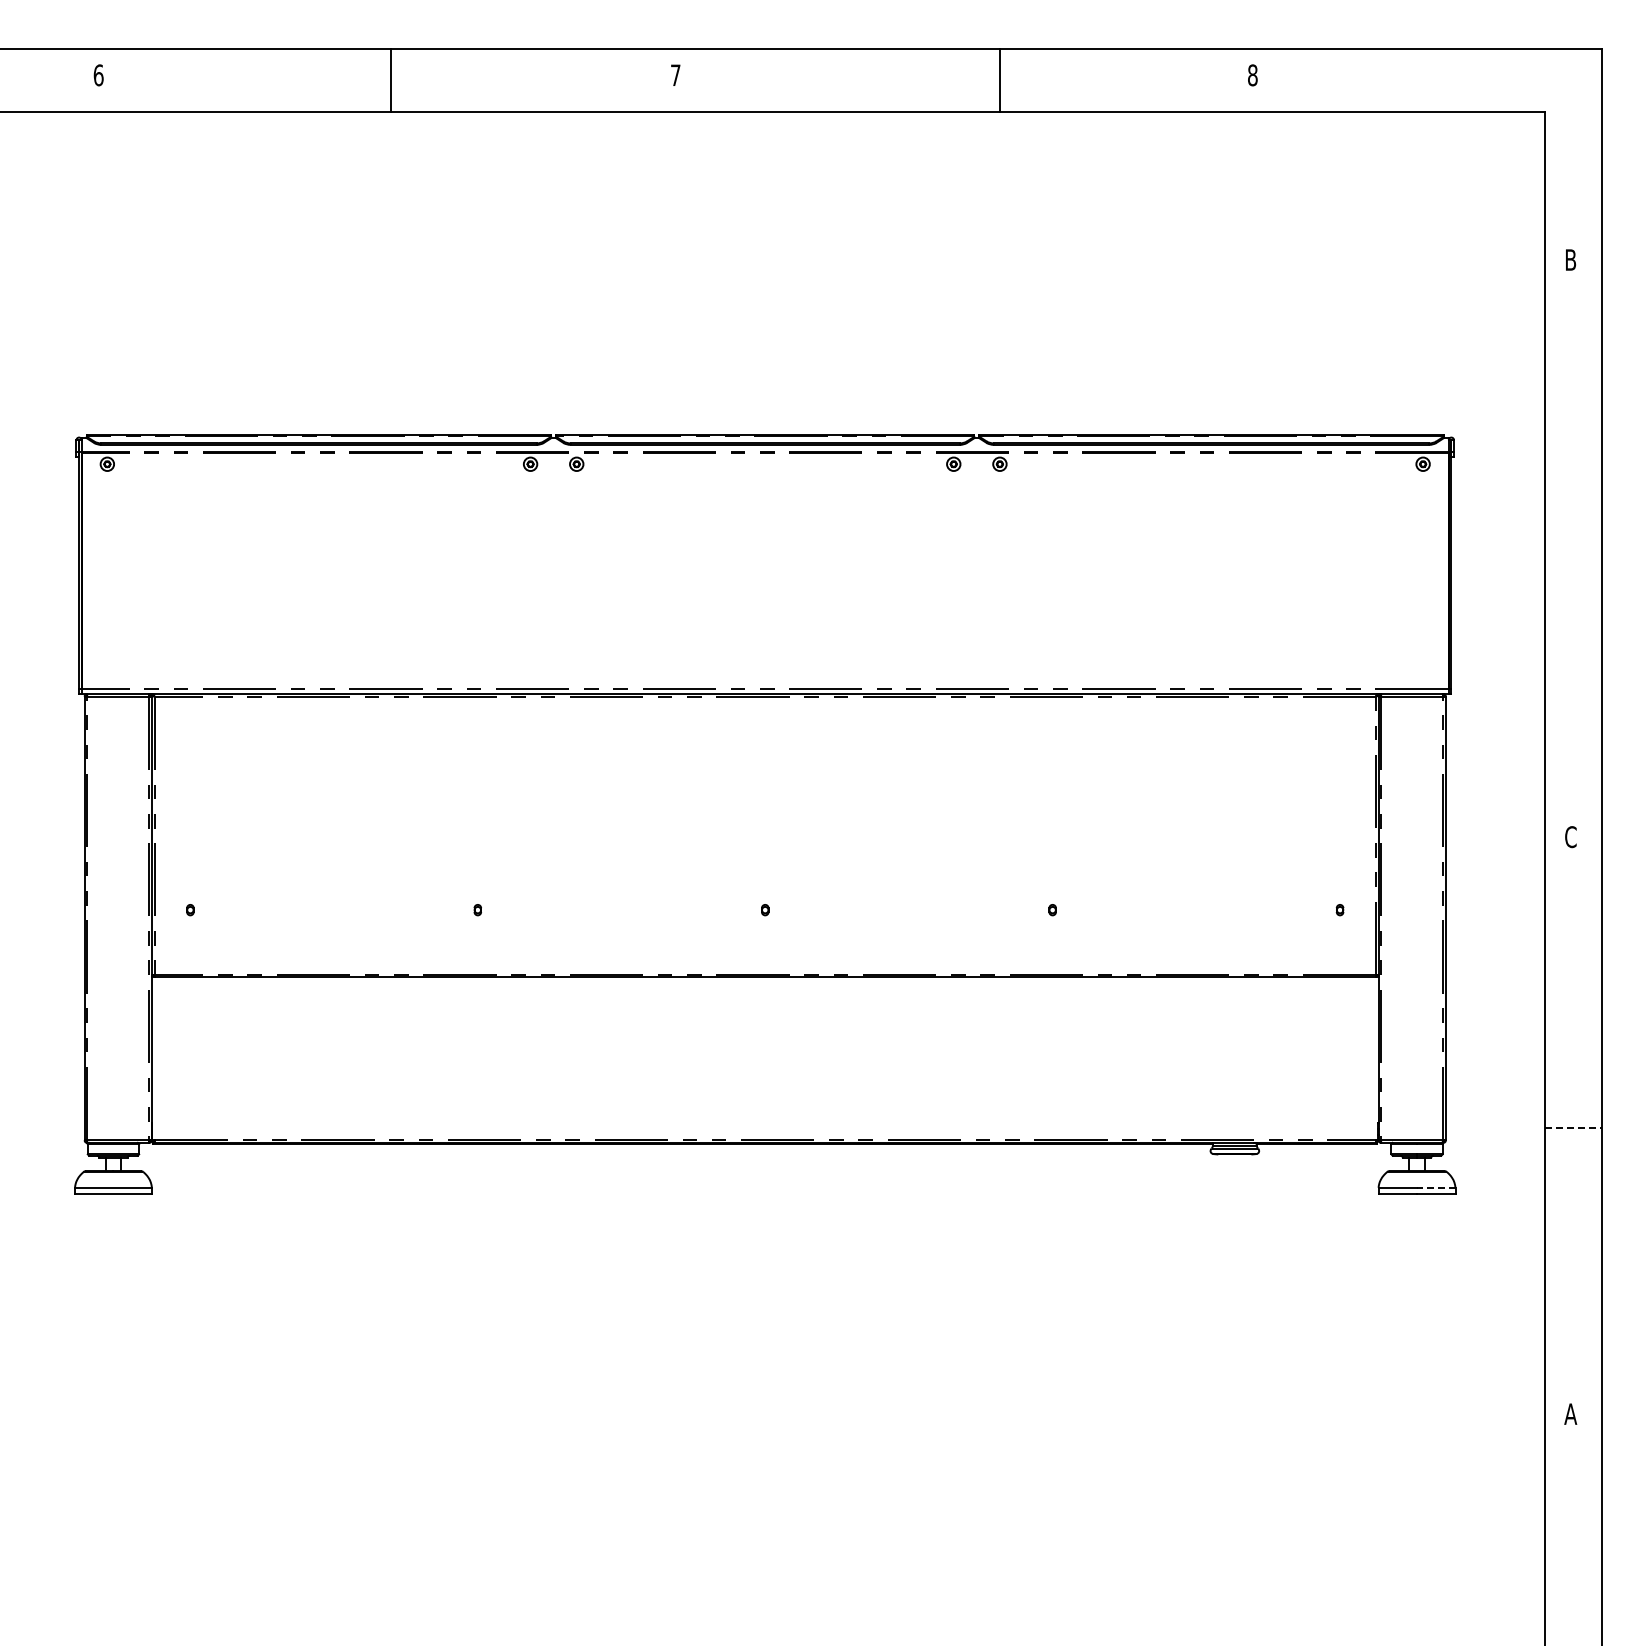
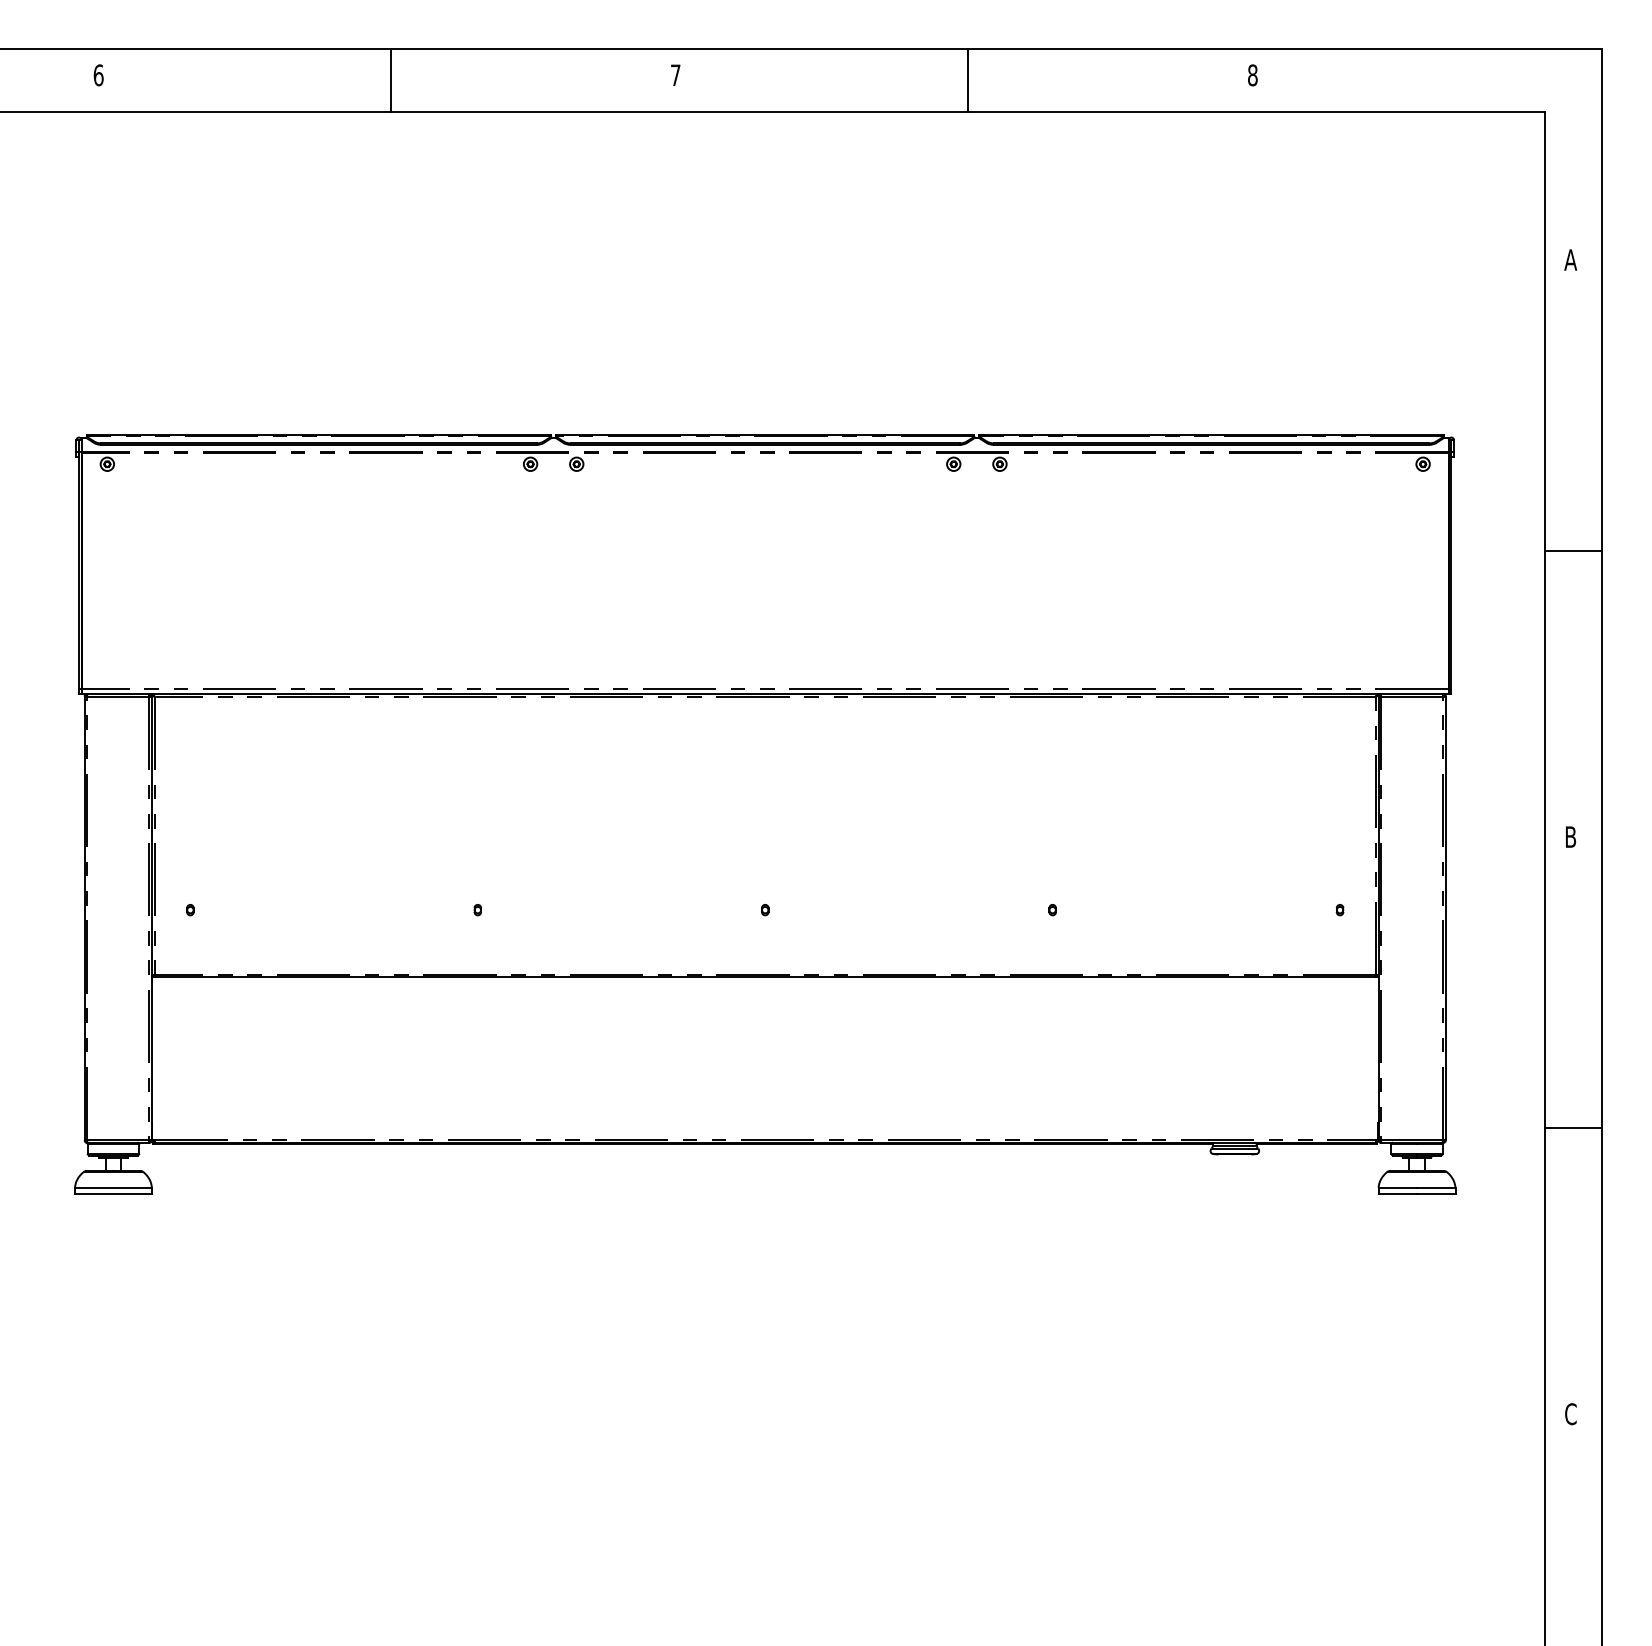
line position: (999, 80) -> (967, 80) (967, 80)
text: B -> A (1570, 259)
line: none -> present (1573, 551)
text: C -> B (1570, 837)
line: dashed -> solid (1573, 1128)
line: dashed -> solid (1435, 1187)
text: A -> C (1570, 1414)
